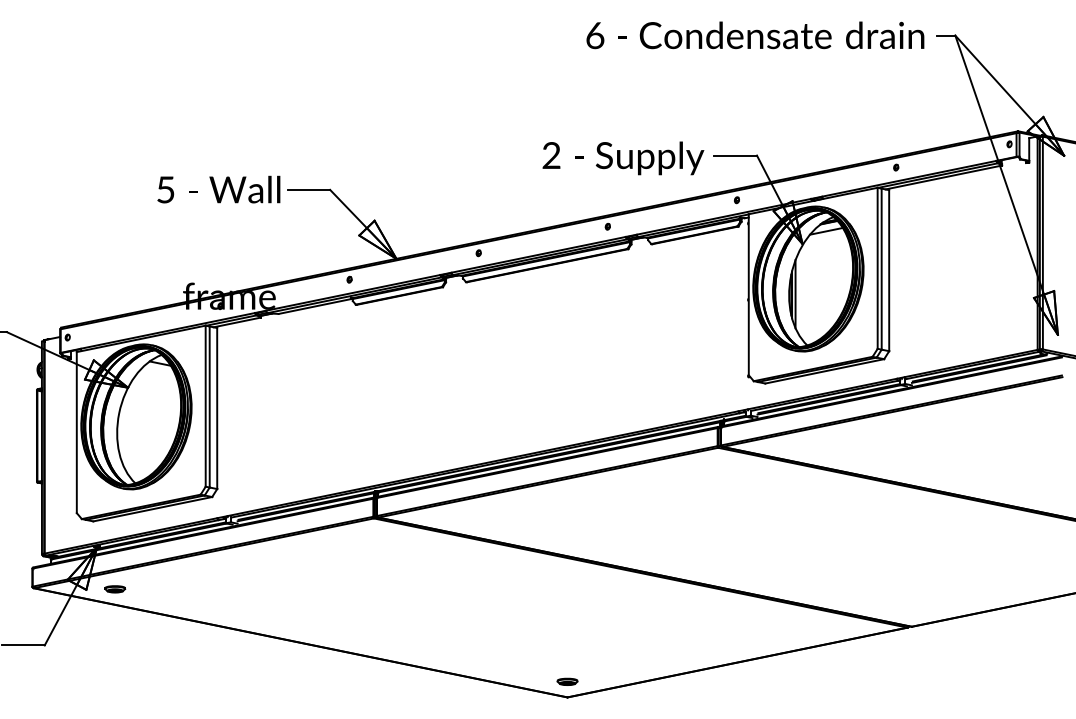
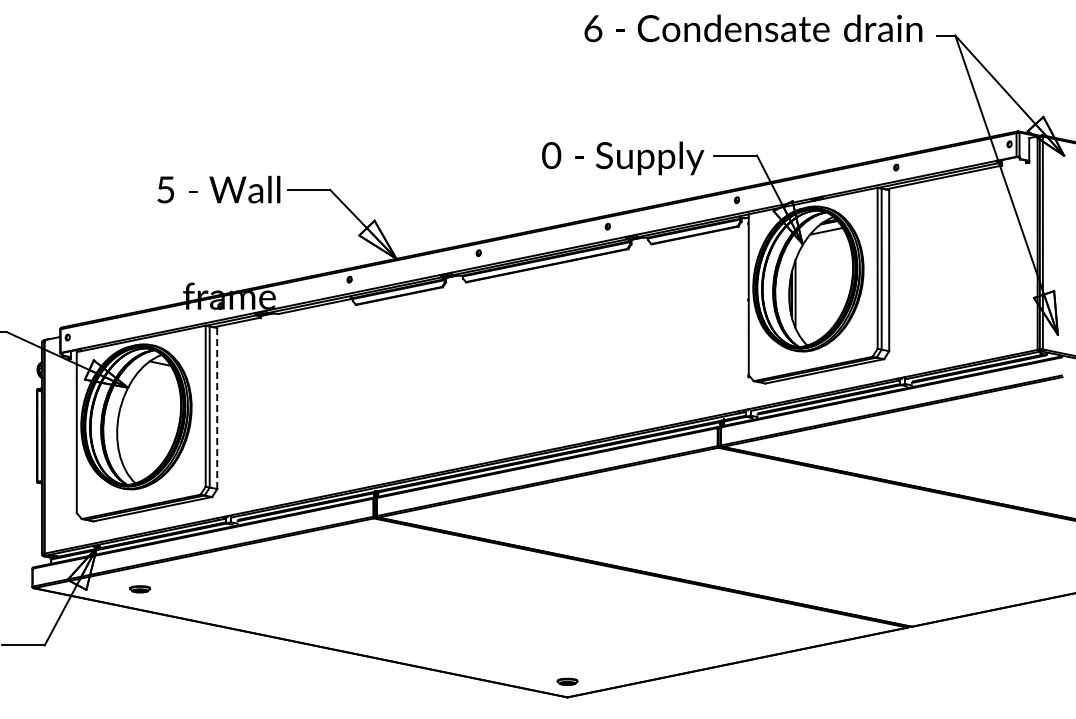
text position: (755, 35) -> (753, 28) (753, 28)
text: 2 -> 0 (551, 155)
line: solid -> dashed (217, 408)
part position: (115, 589) -> (140, 589) (140, 589)
